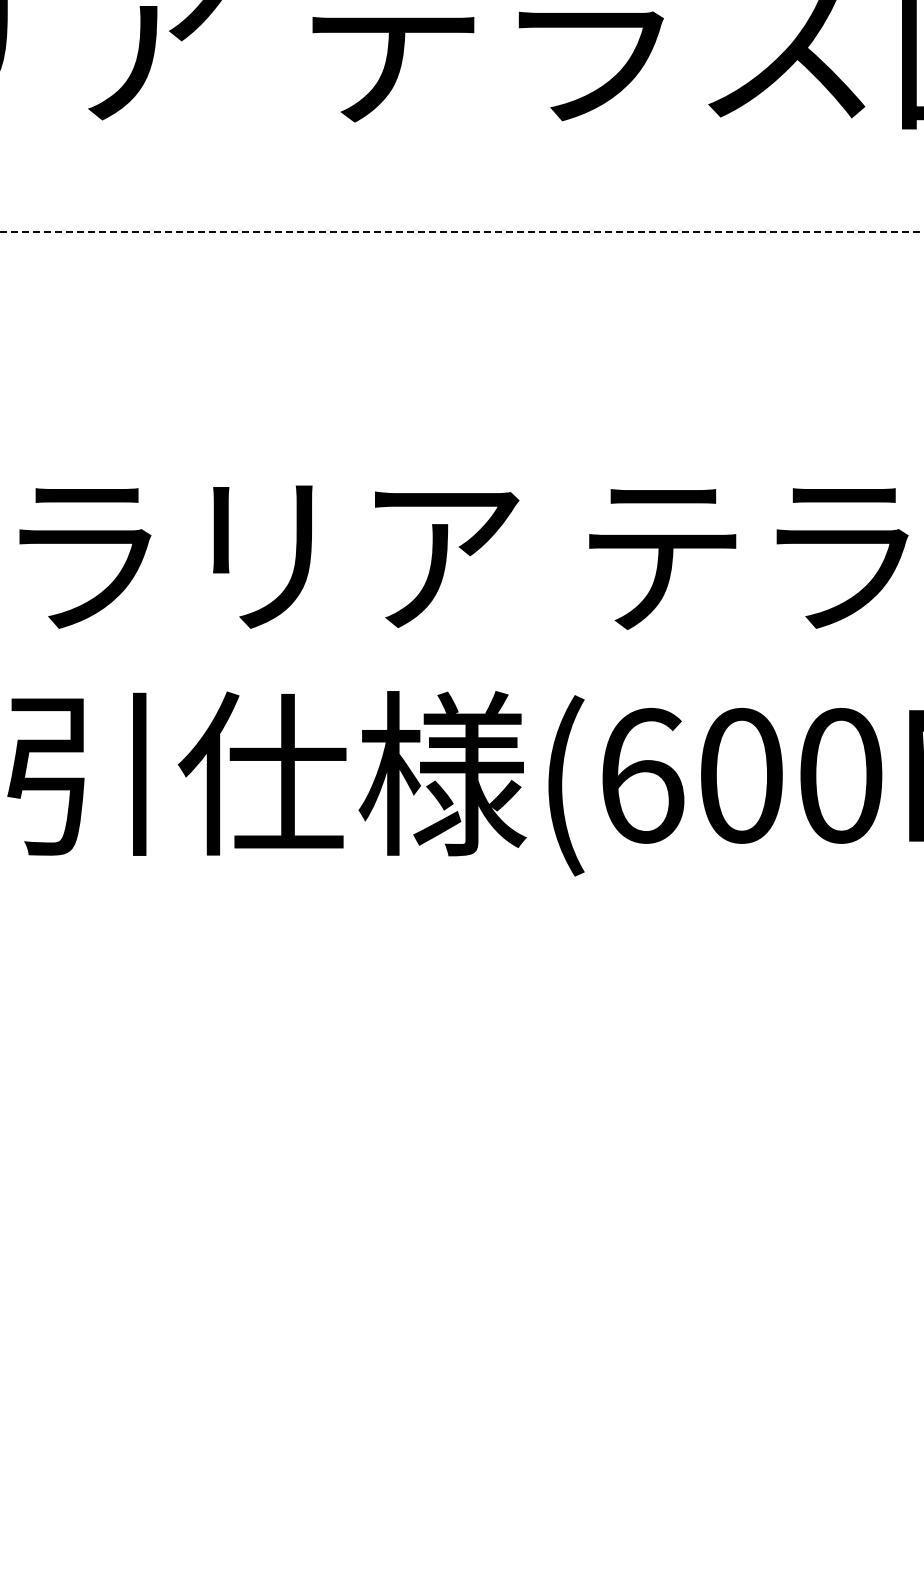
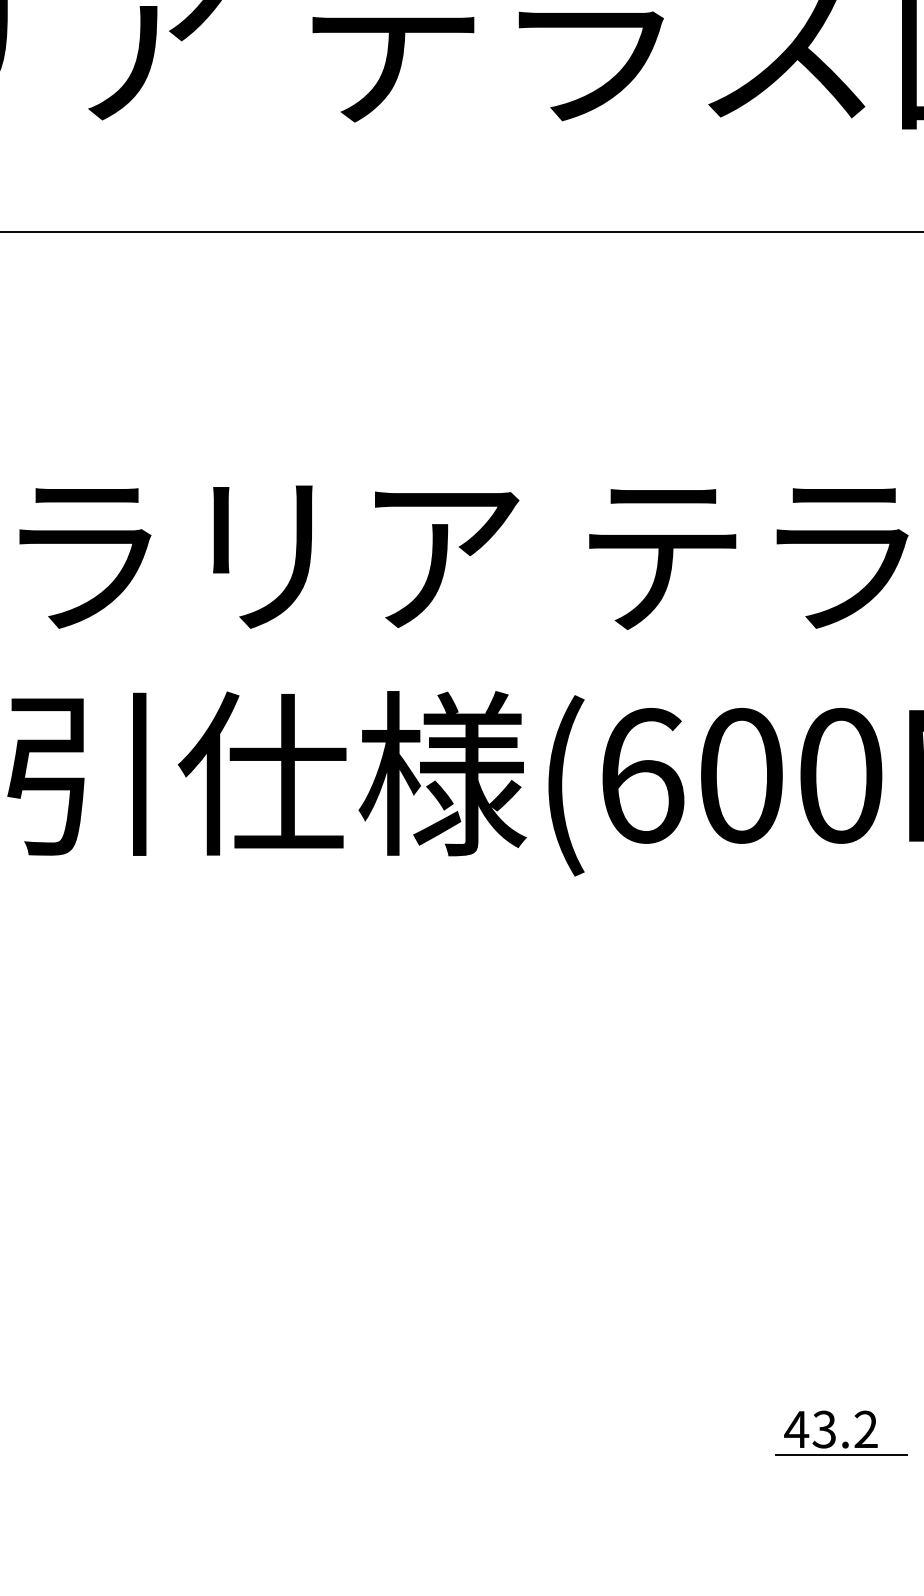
line: dashed -> solid (462, 231)
part: none -> present (835, 1435)
